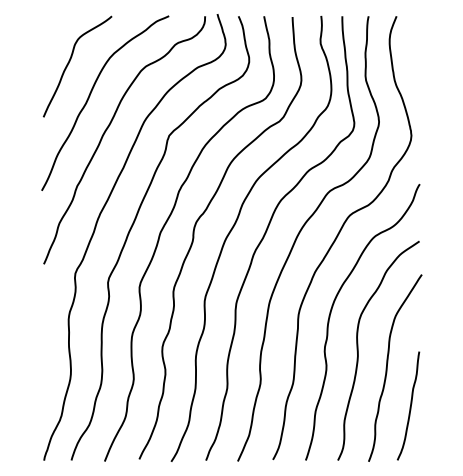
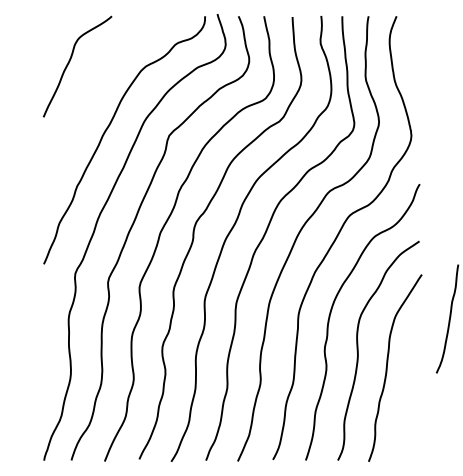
curve: present -> none (90, 96)
curve position: (409, 406) -> (448, 319) (448, 319)
